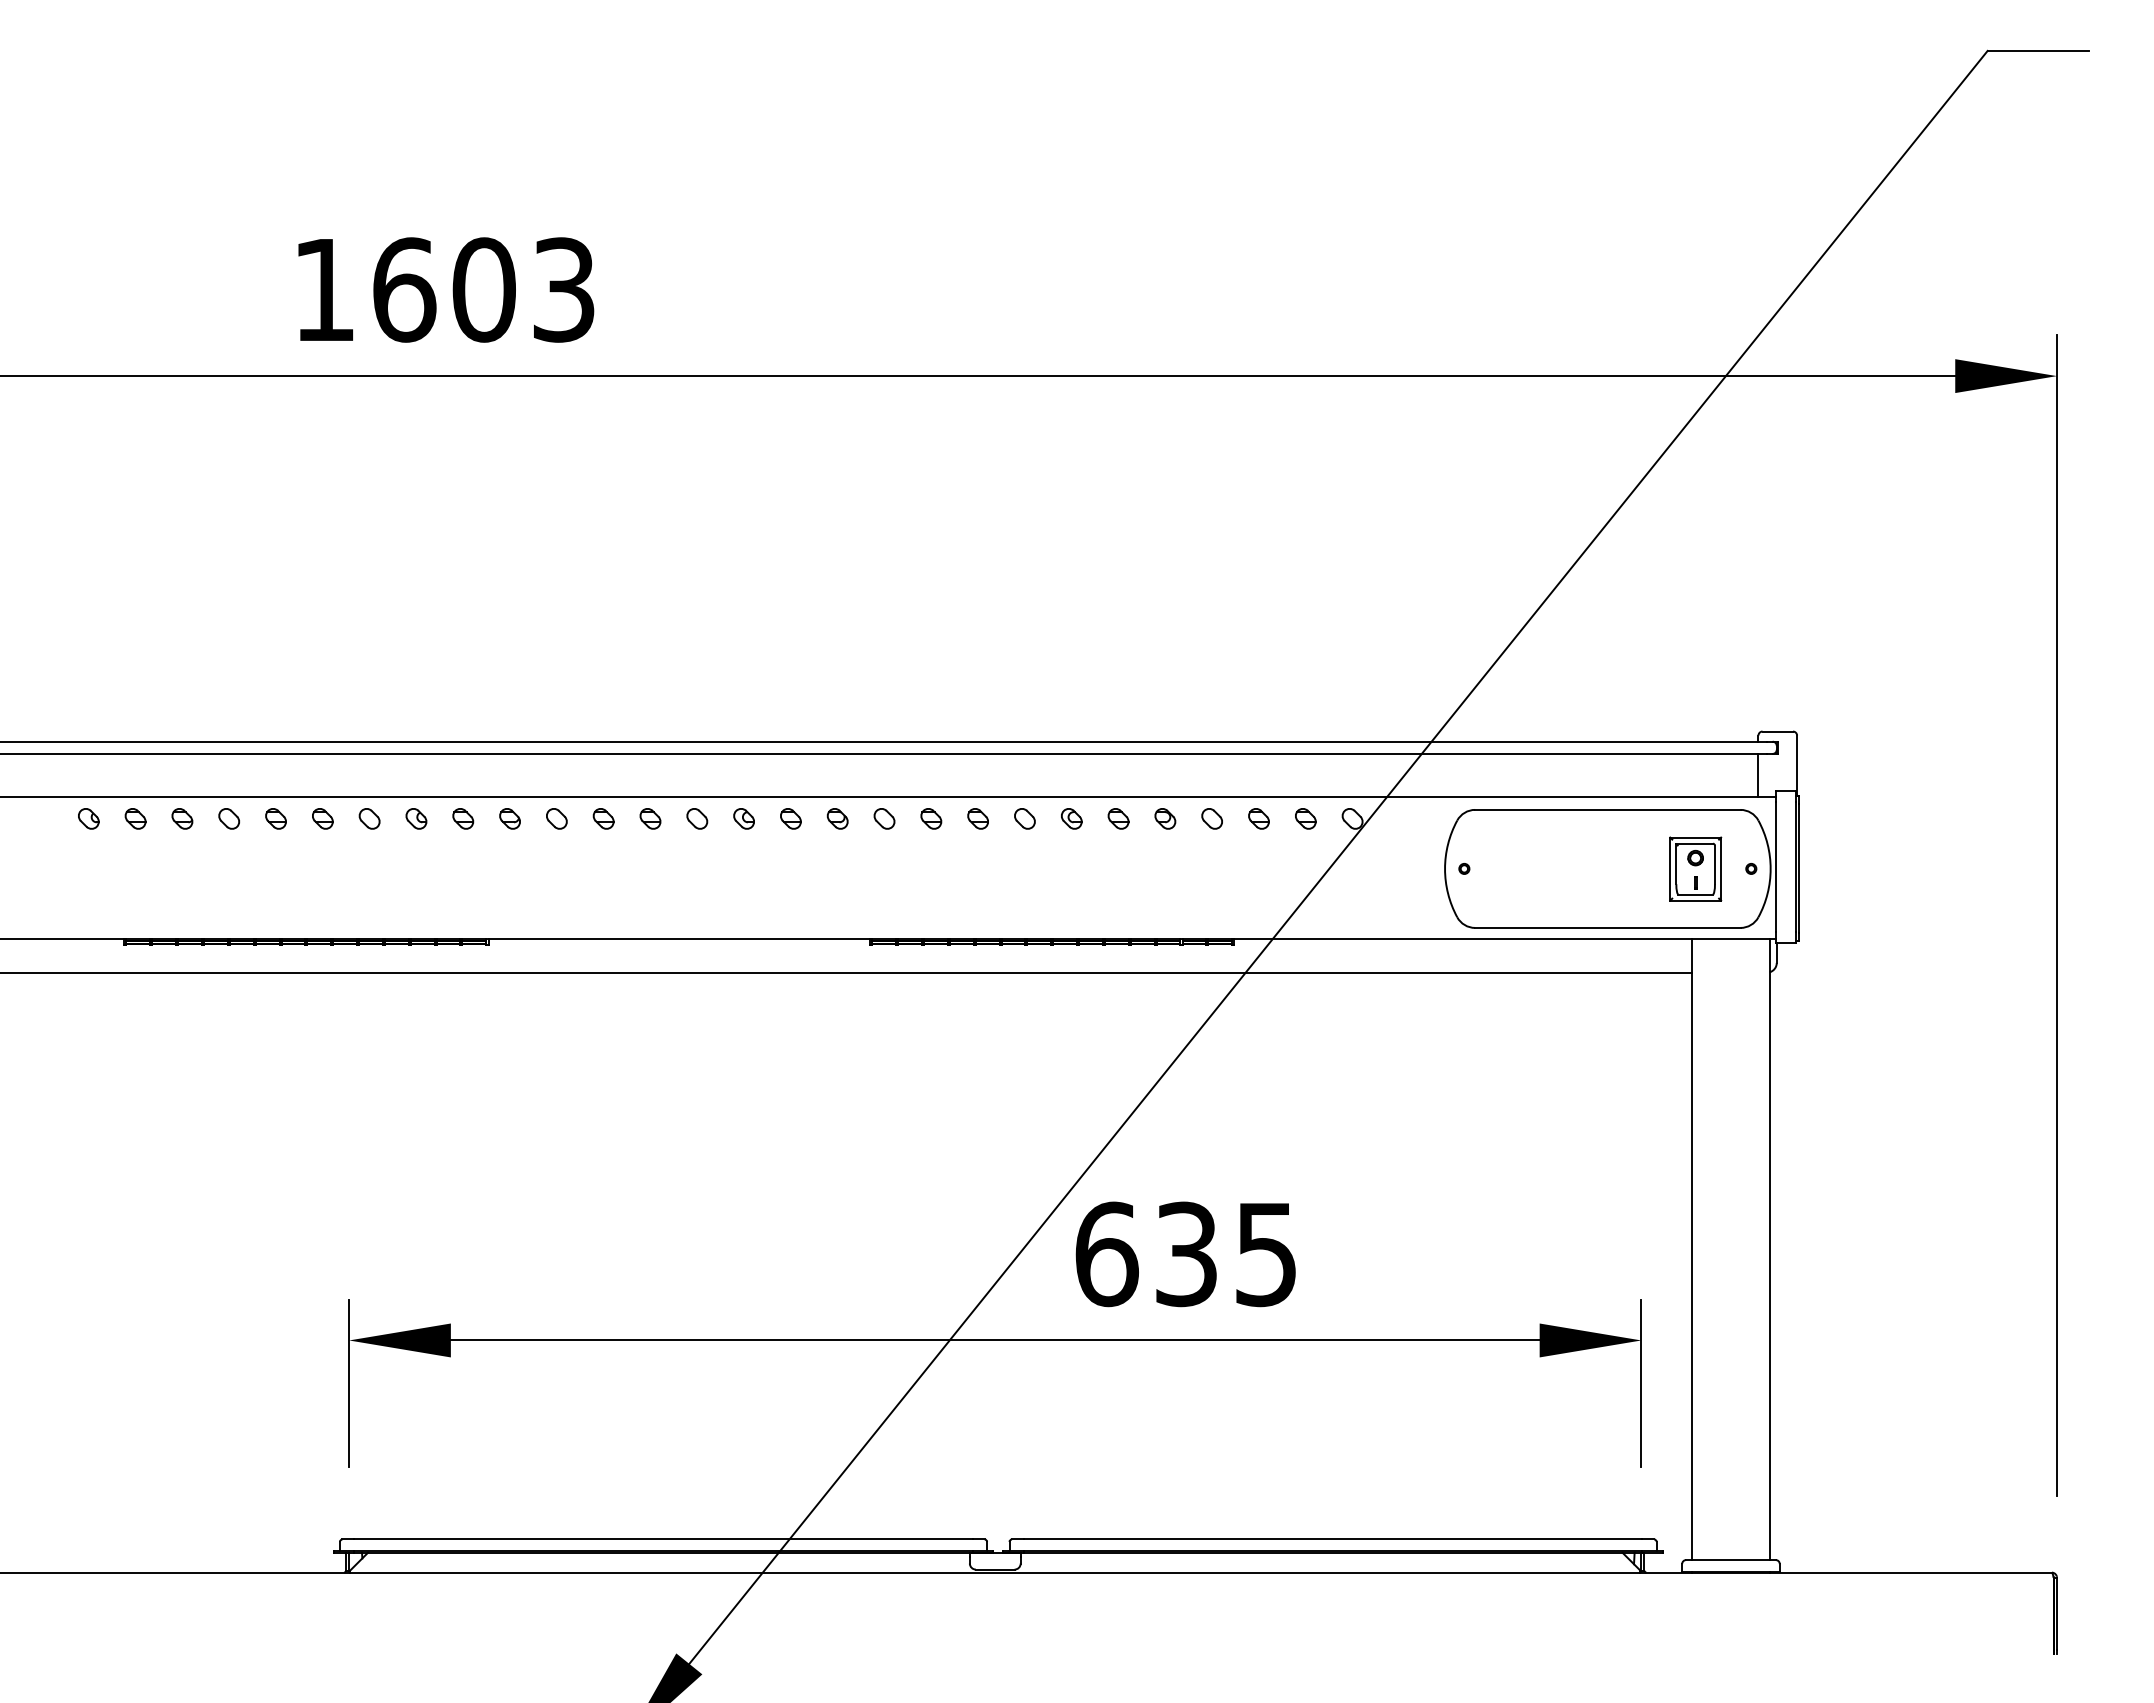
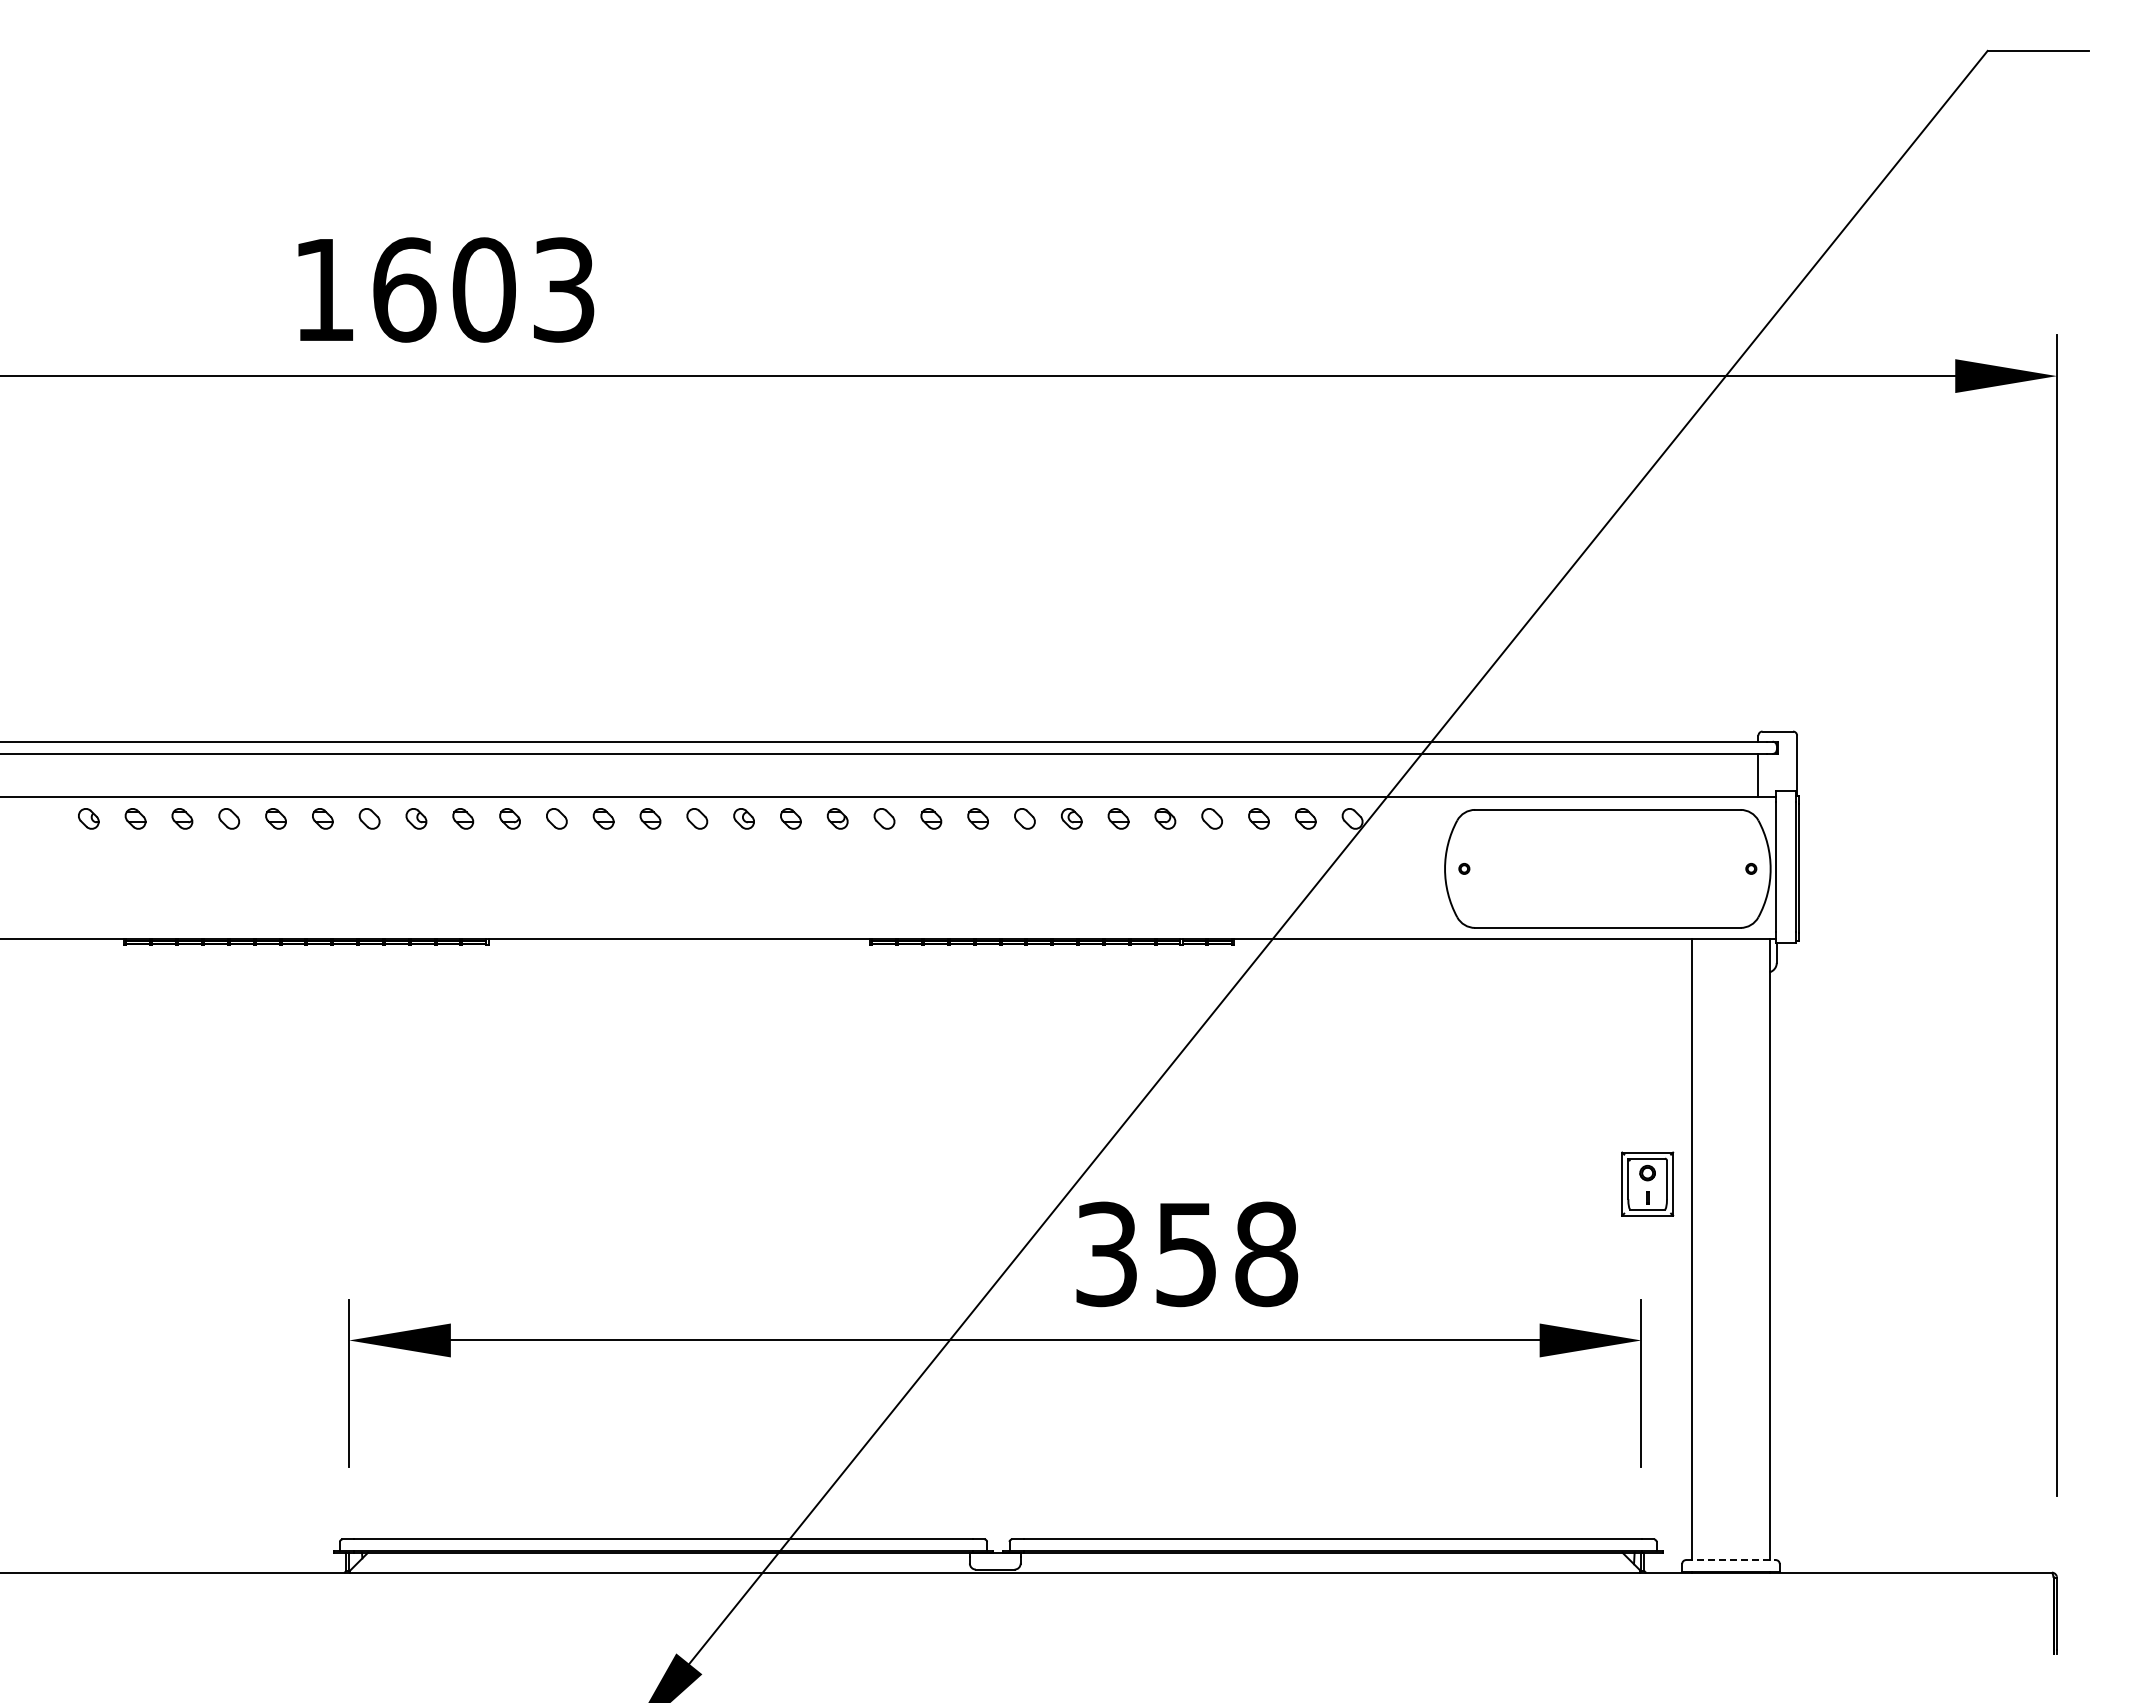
part position: (1695, 868) -> (1647, 1183) (1647, 1183)
line: present -> none (847, 972)
text: 635 -> 358 (1186, 1254)
line: solid -> dashed (1730, 1560)
